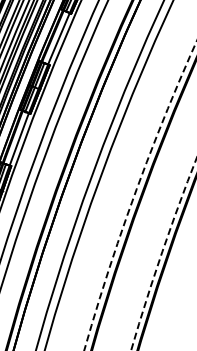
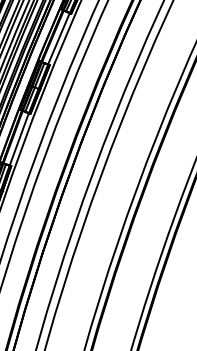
arc: dashed -> solid (135, 192)
arc: dashed -> solid (162, 252)
